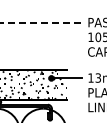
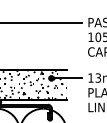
line: dashed -> solid (40, 22)
